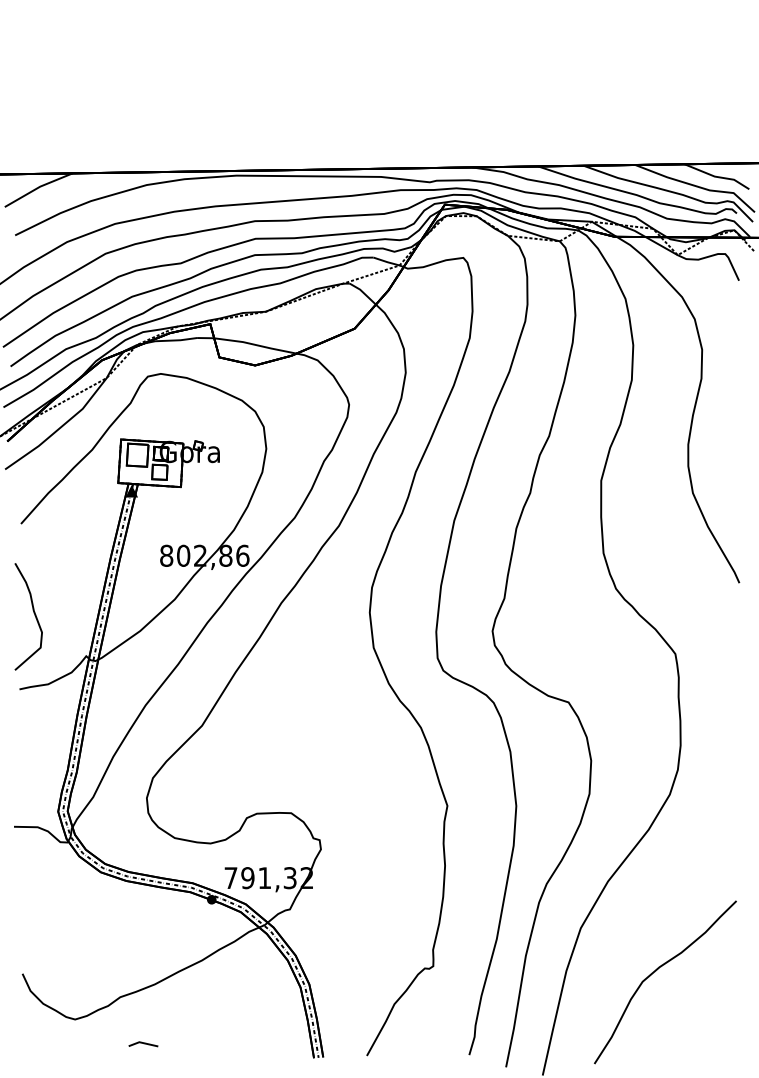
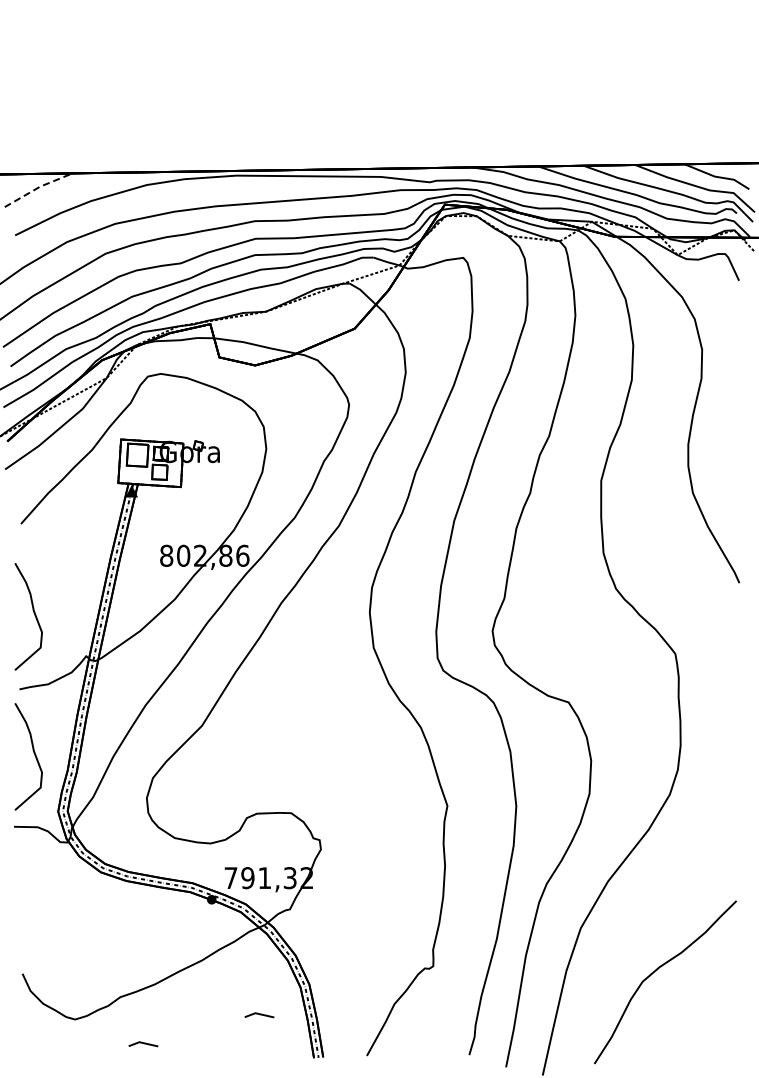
line: solid -> dashed (38, 187)
curve: none -> present (33, 753)
line: none -> present (259, 1014)
